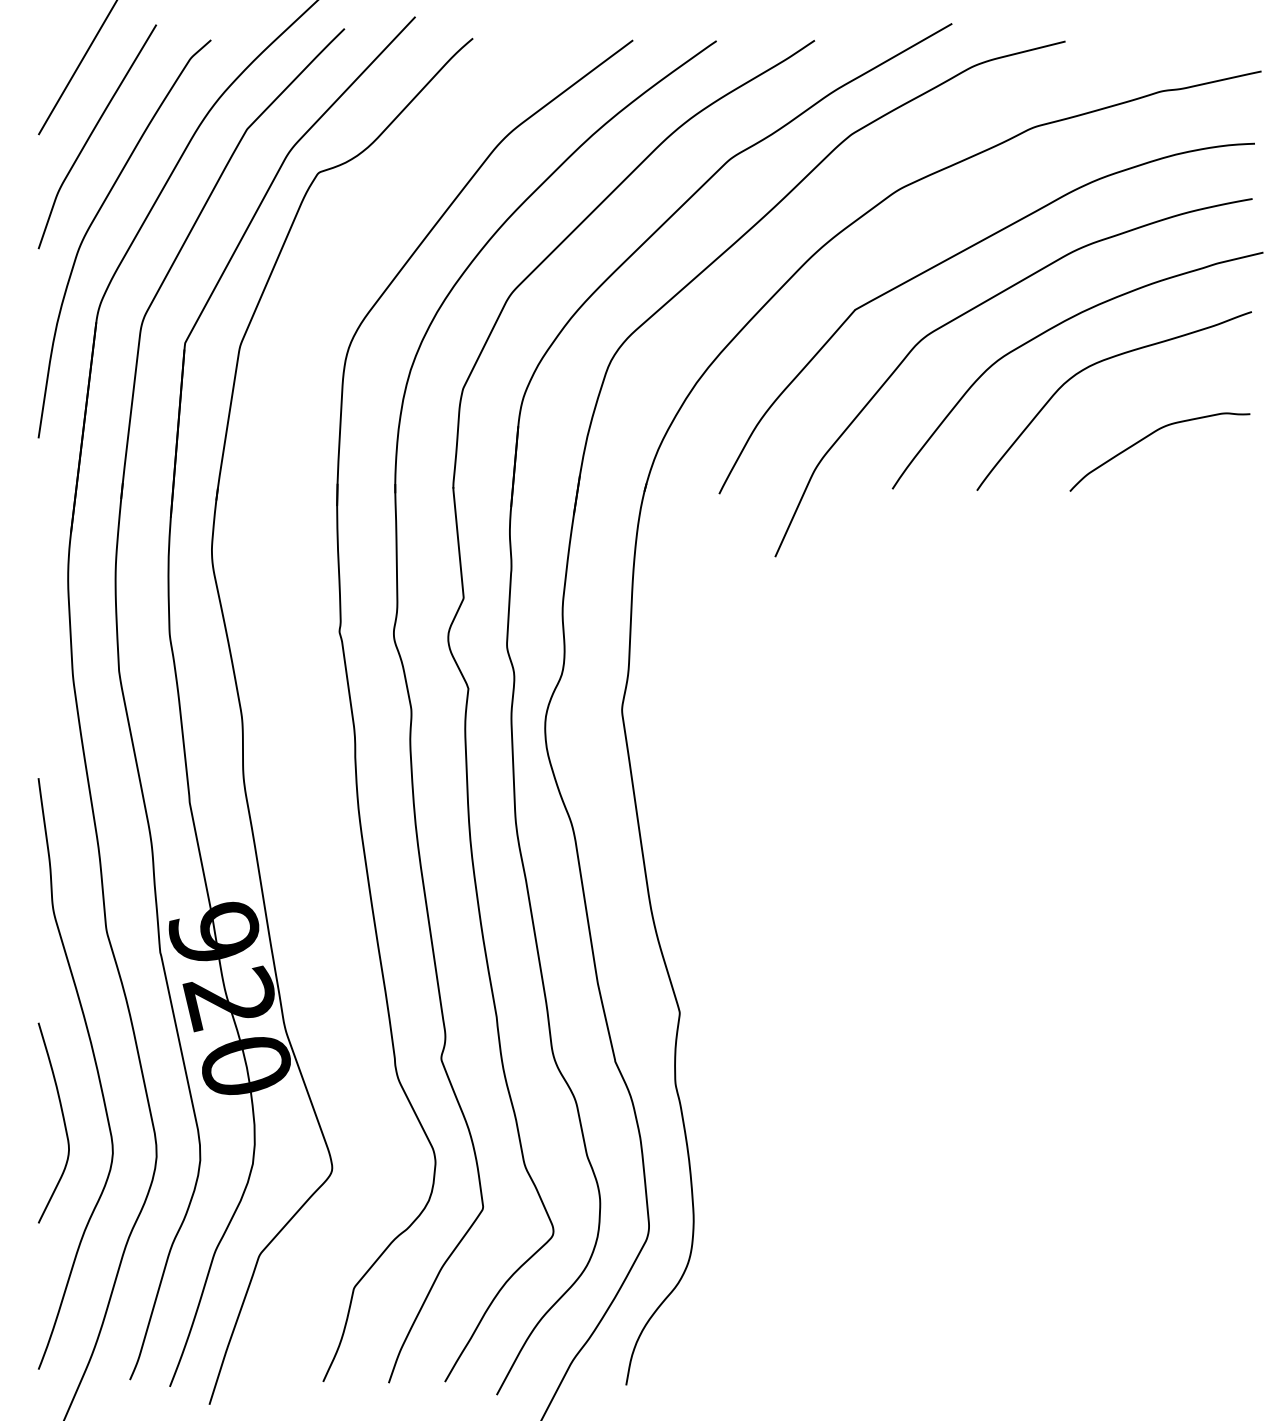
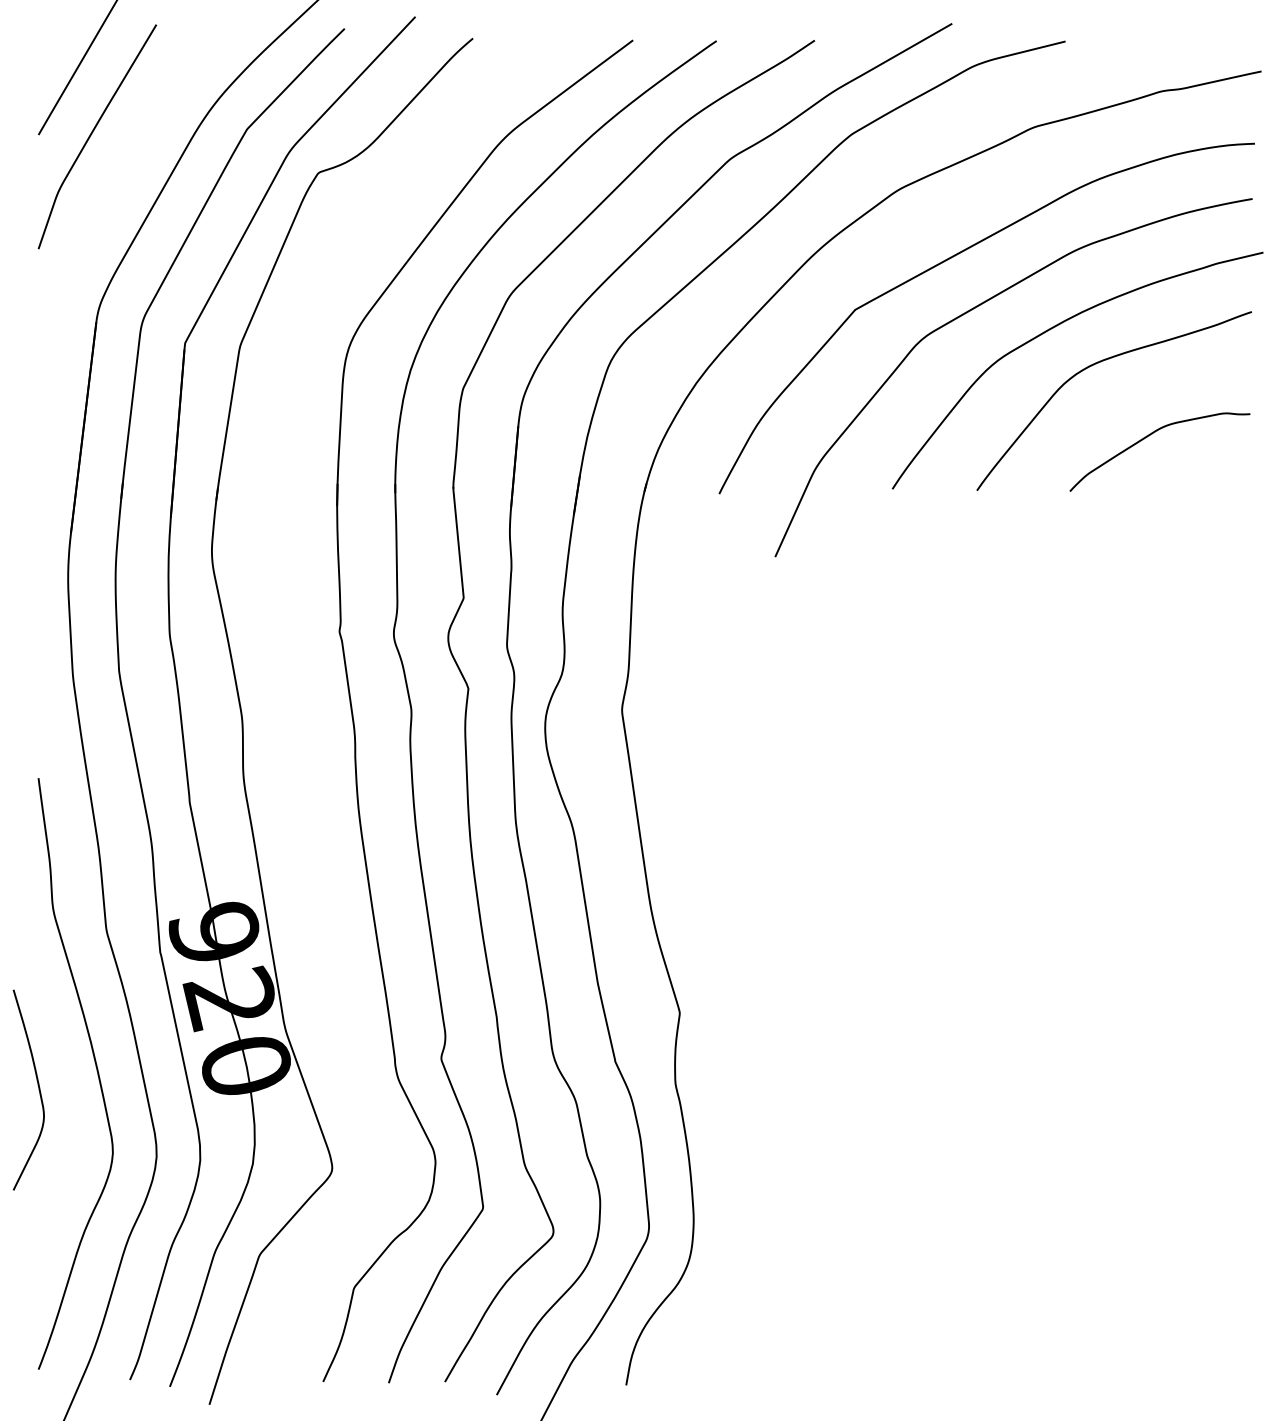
curve: present -> none (93, 222)
curve position: (62, 1118) -> (37, 1085) (37, 1085)
